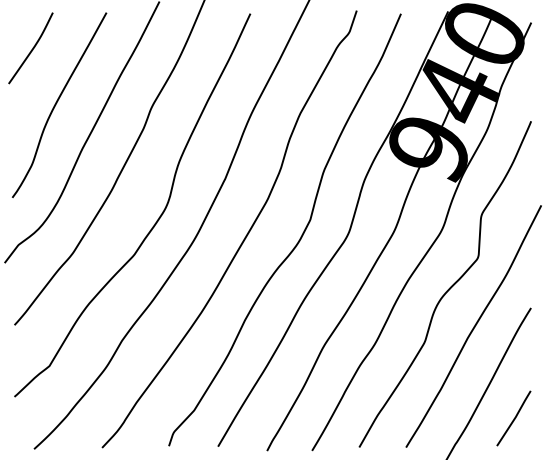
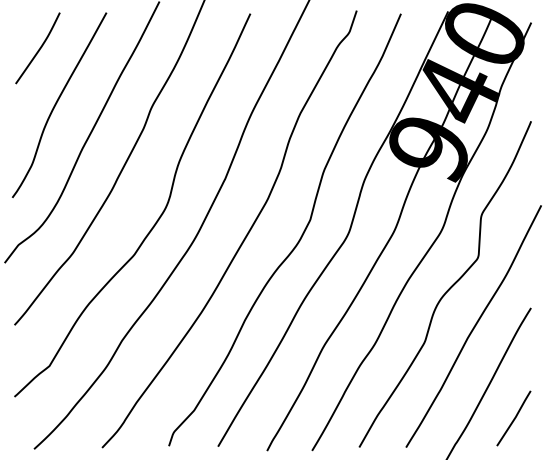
curve position: (31, 49) -> (38, 49) (38, 49)
